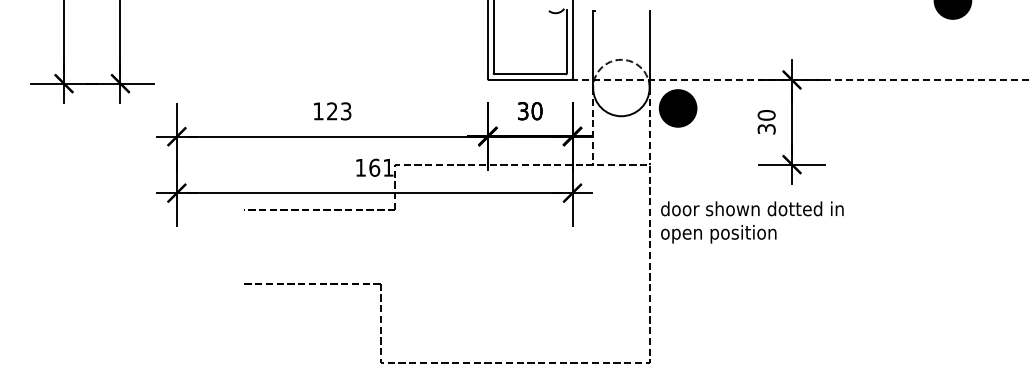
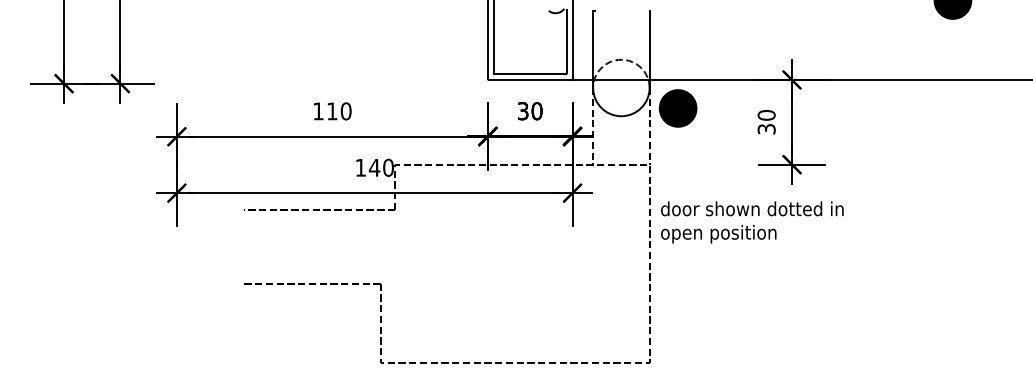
line: dashed -> solid (802, 79)
text: 123 -> 110 (339, 111)
text: 161 -> 140 (380, 167)
